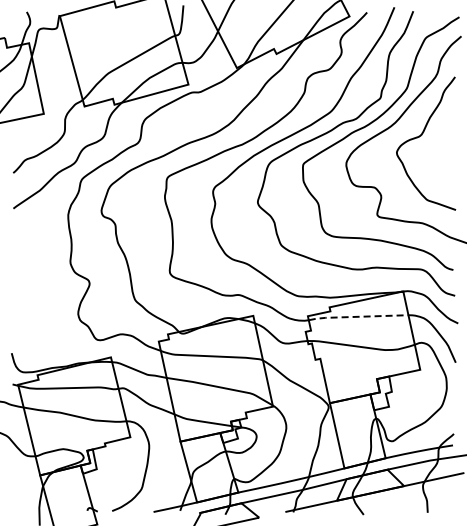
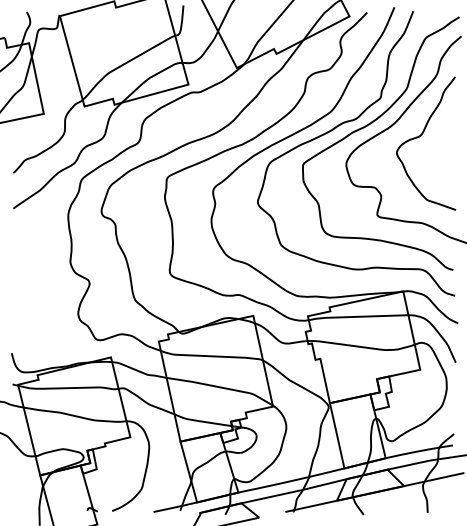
line: dashed -> solid (357, 316)
